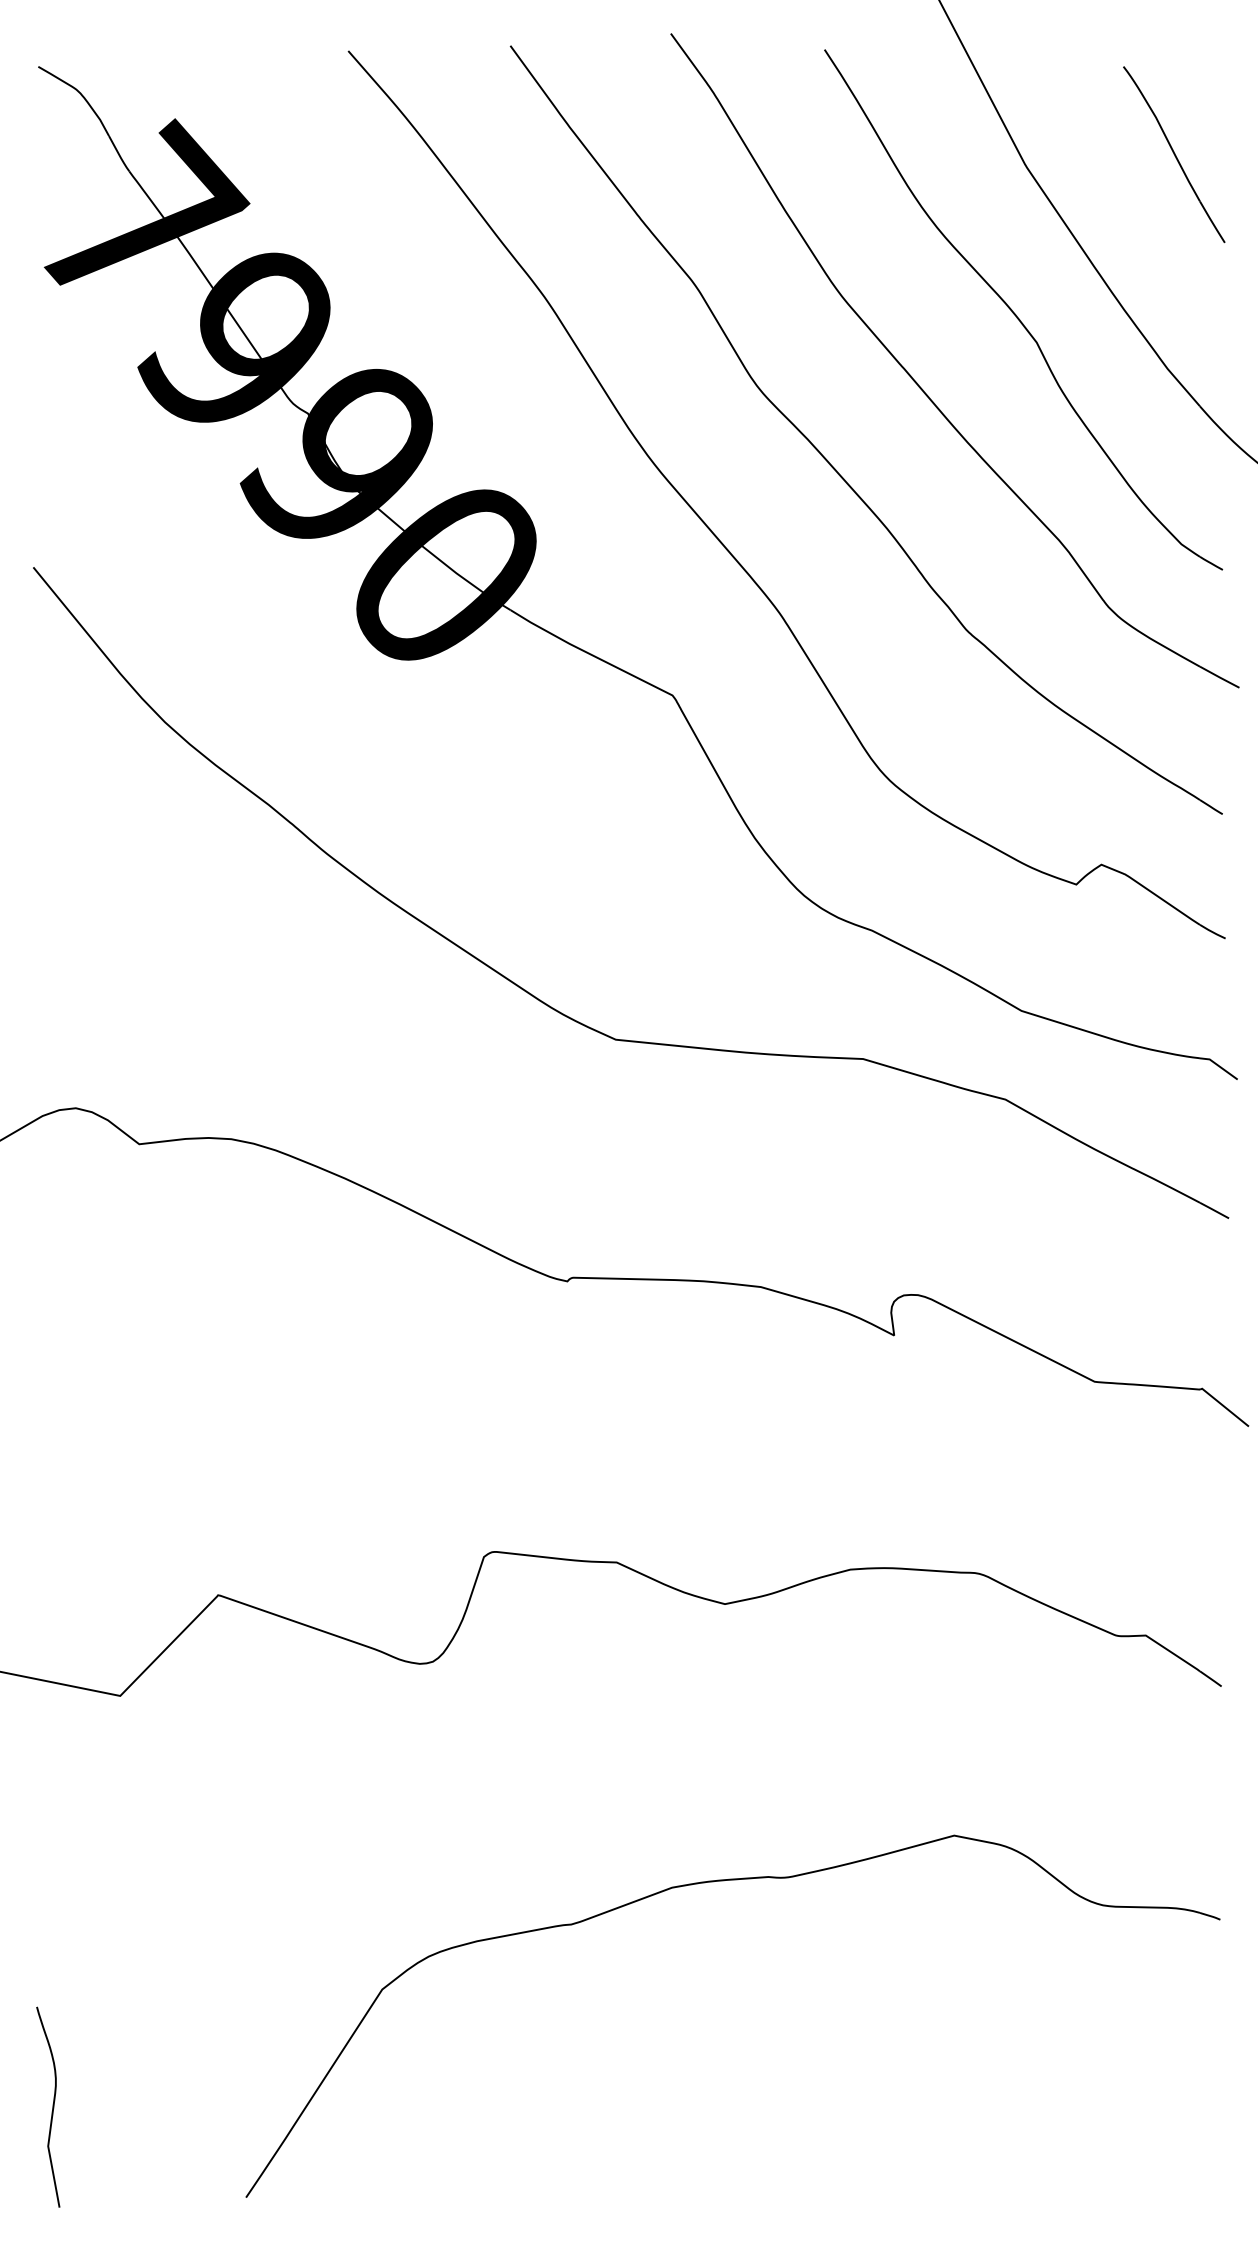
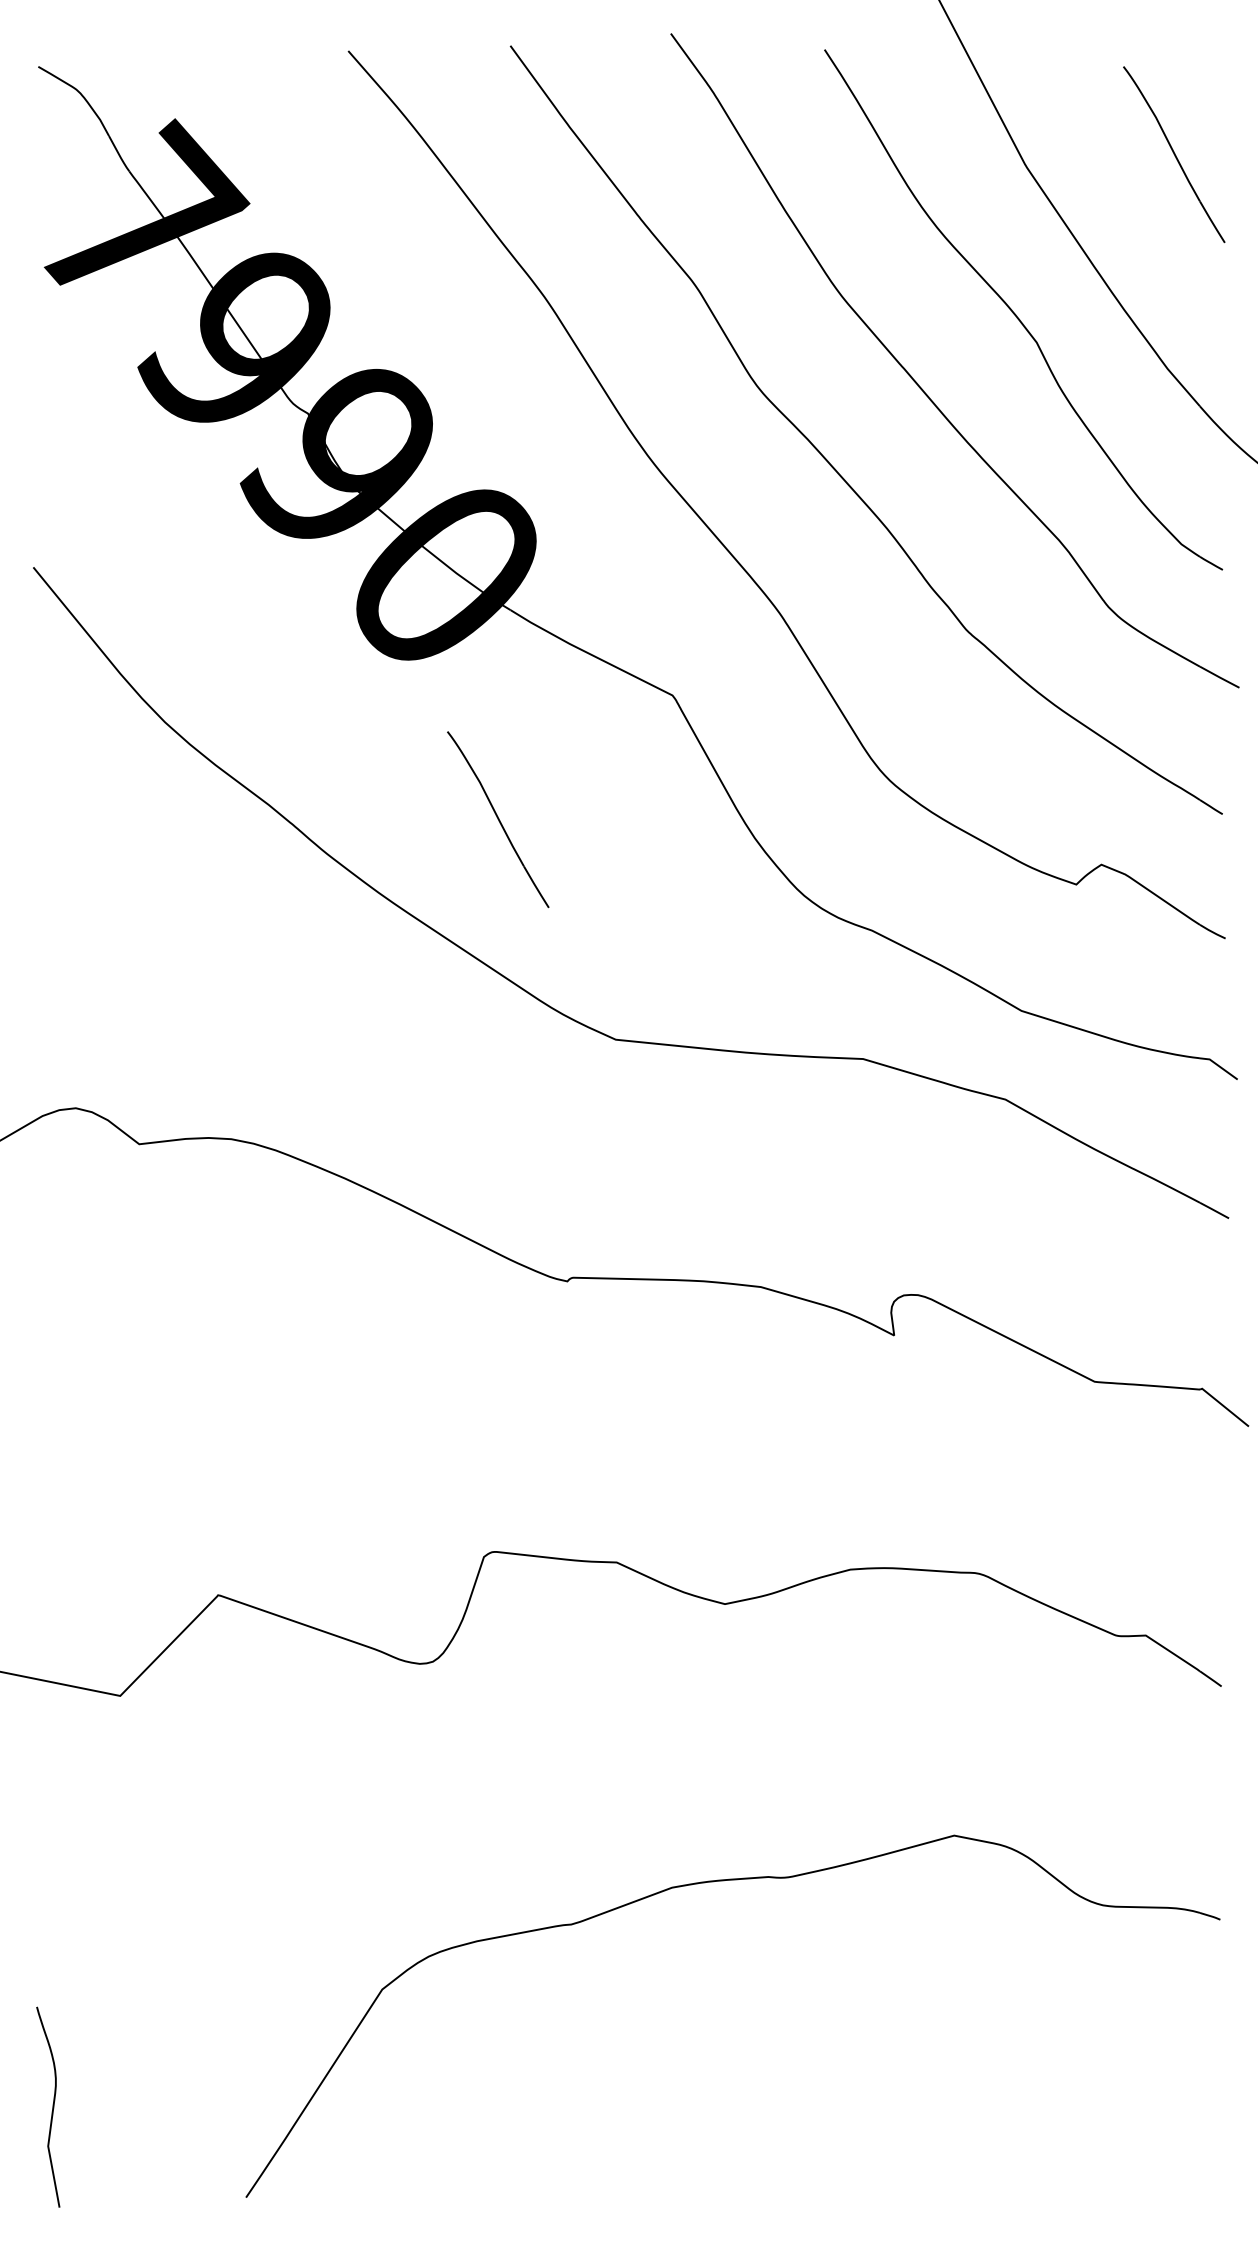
part: none -> present (498, 819)
